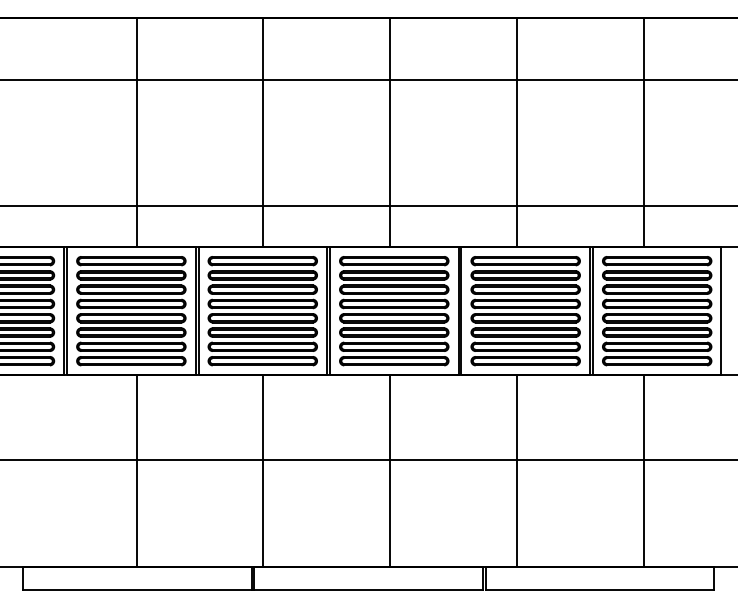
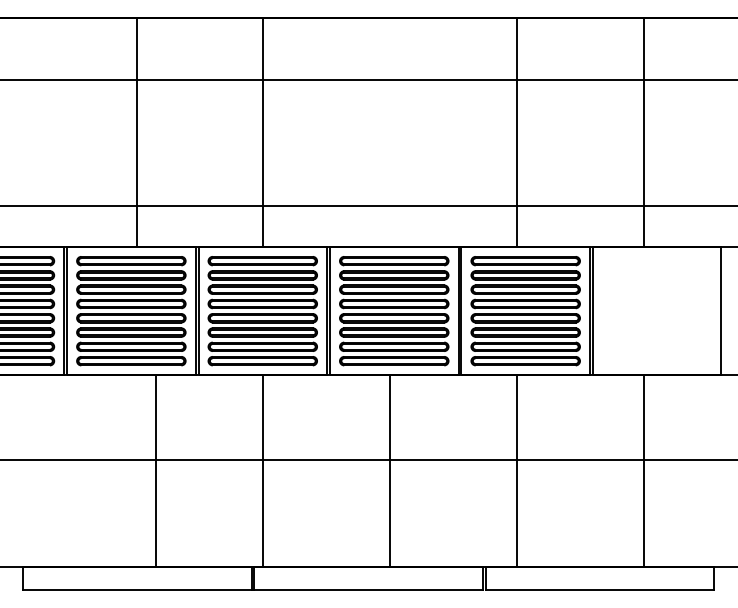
line: present -> none (390, 132)
part: present -> none (657, 311)
line position: (136, 470) -> (155, 470) (155, 470)
